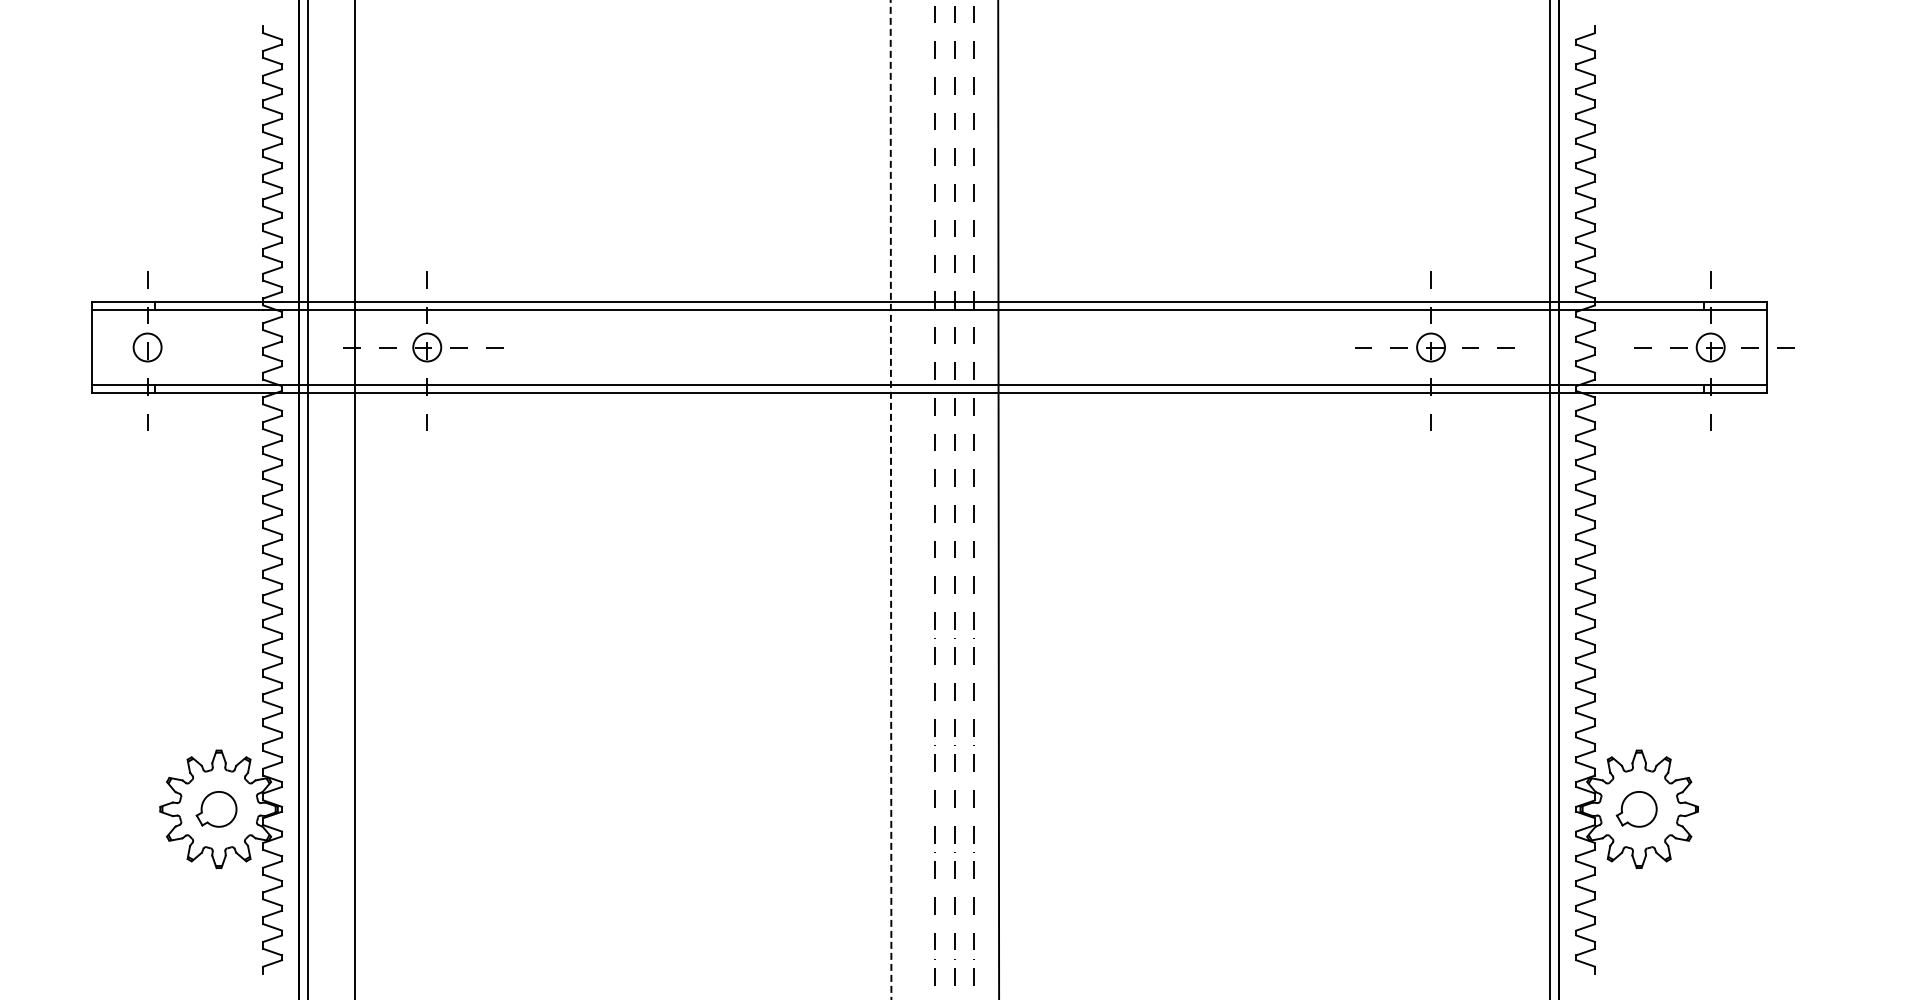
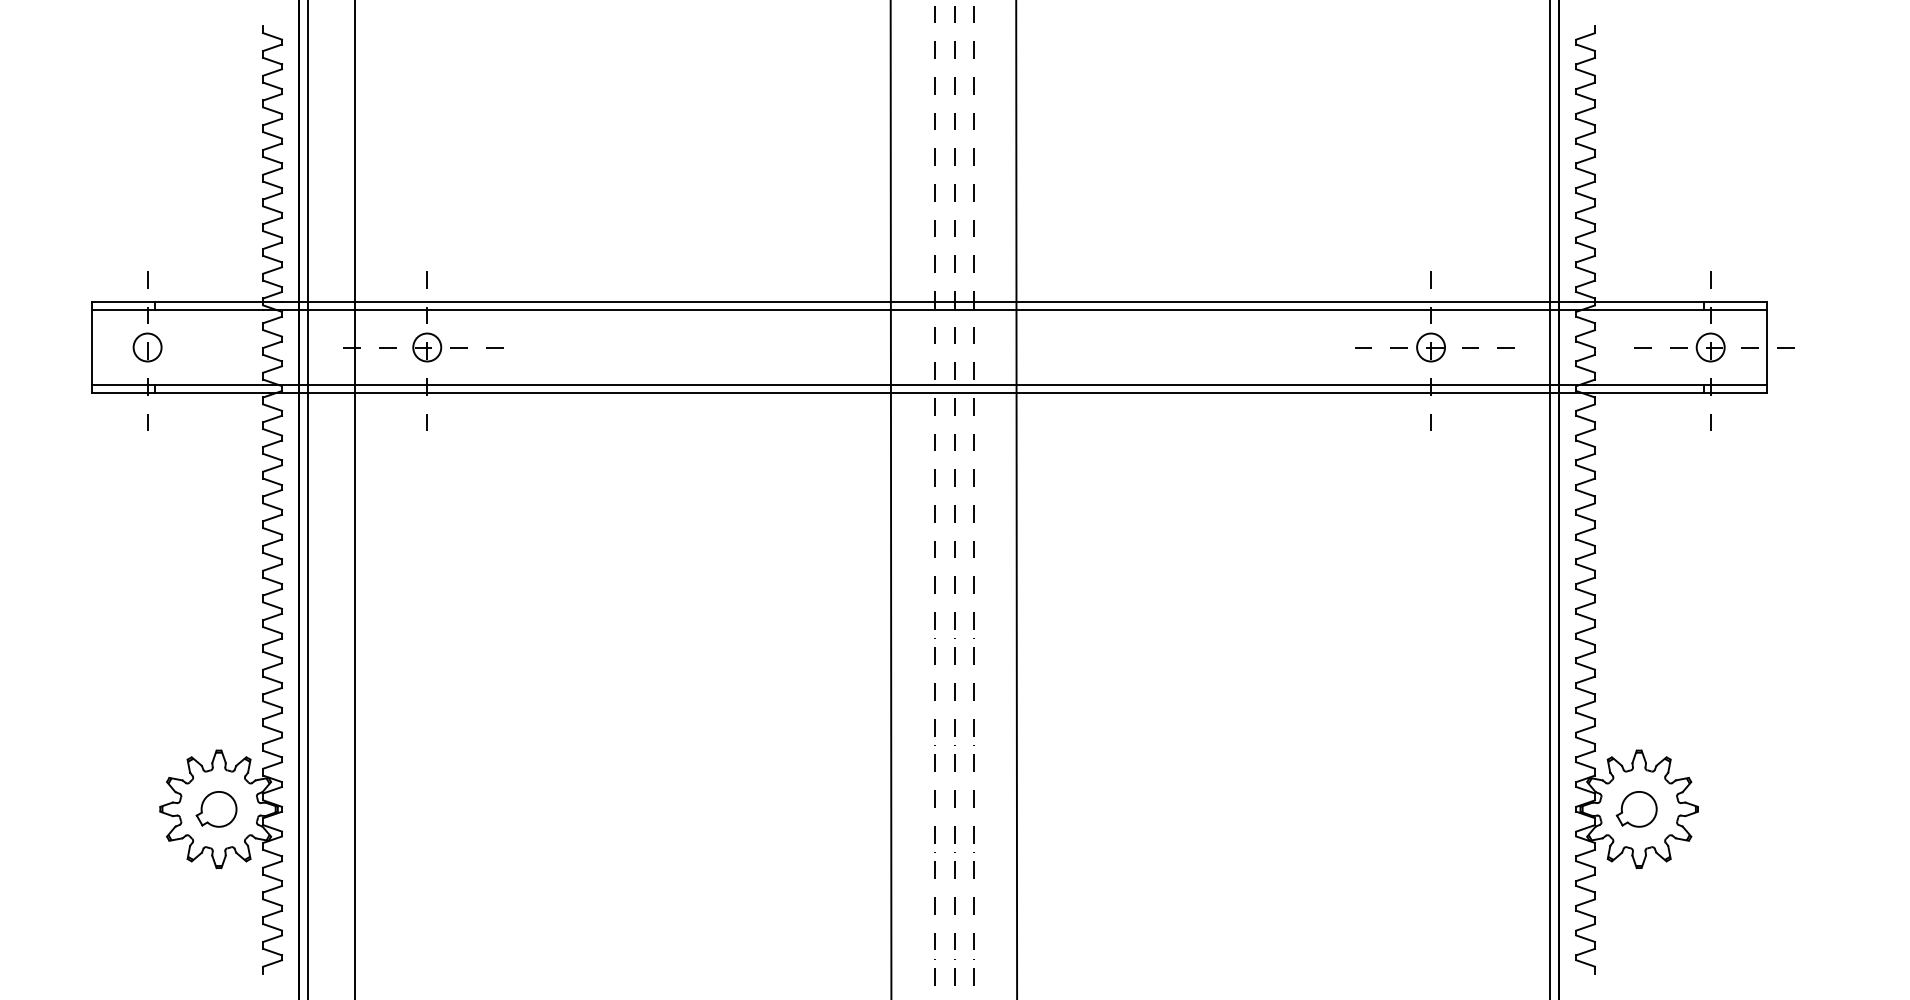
line: dashed -> solid (891, 499)
line position: (998, 499) -> (1016, 499) (1016, 499)
